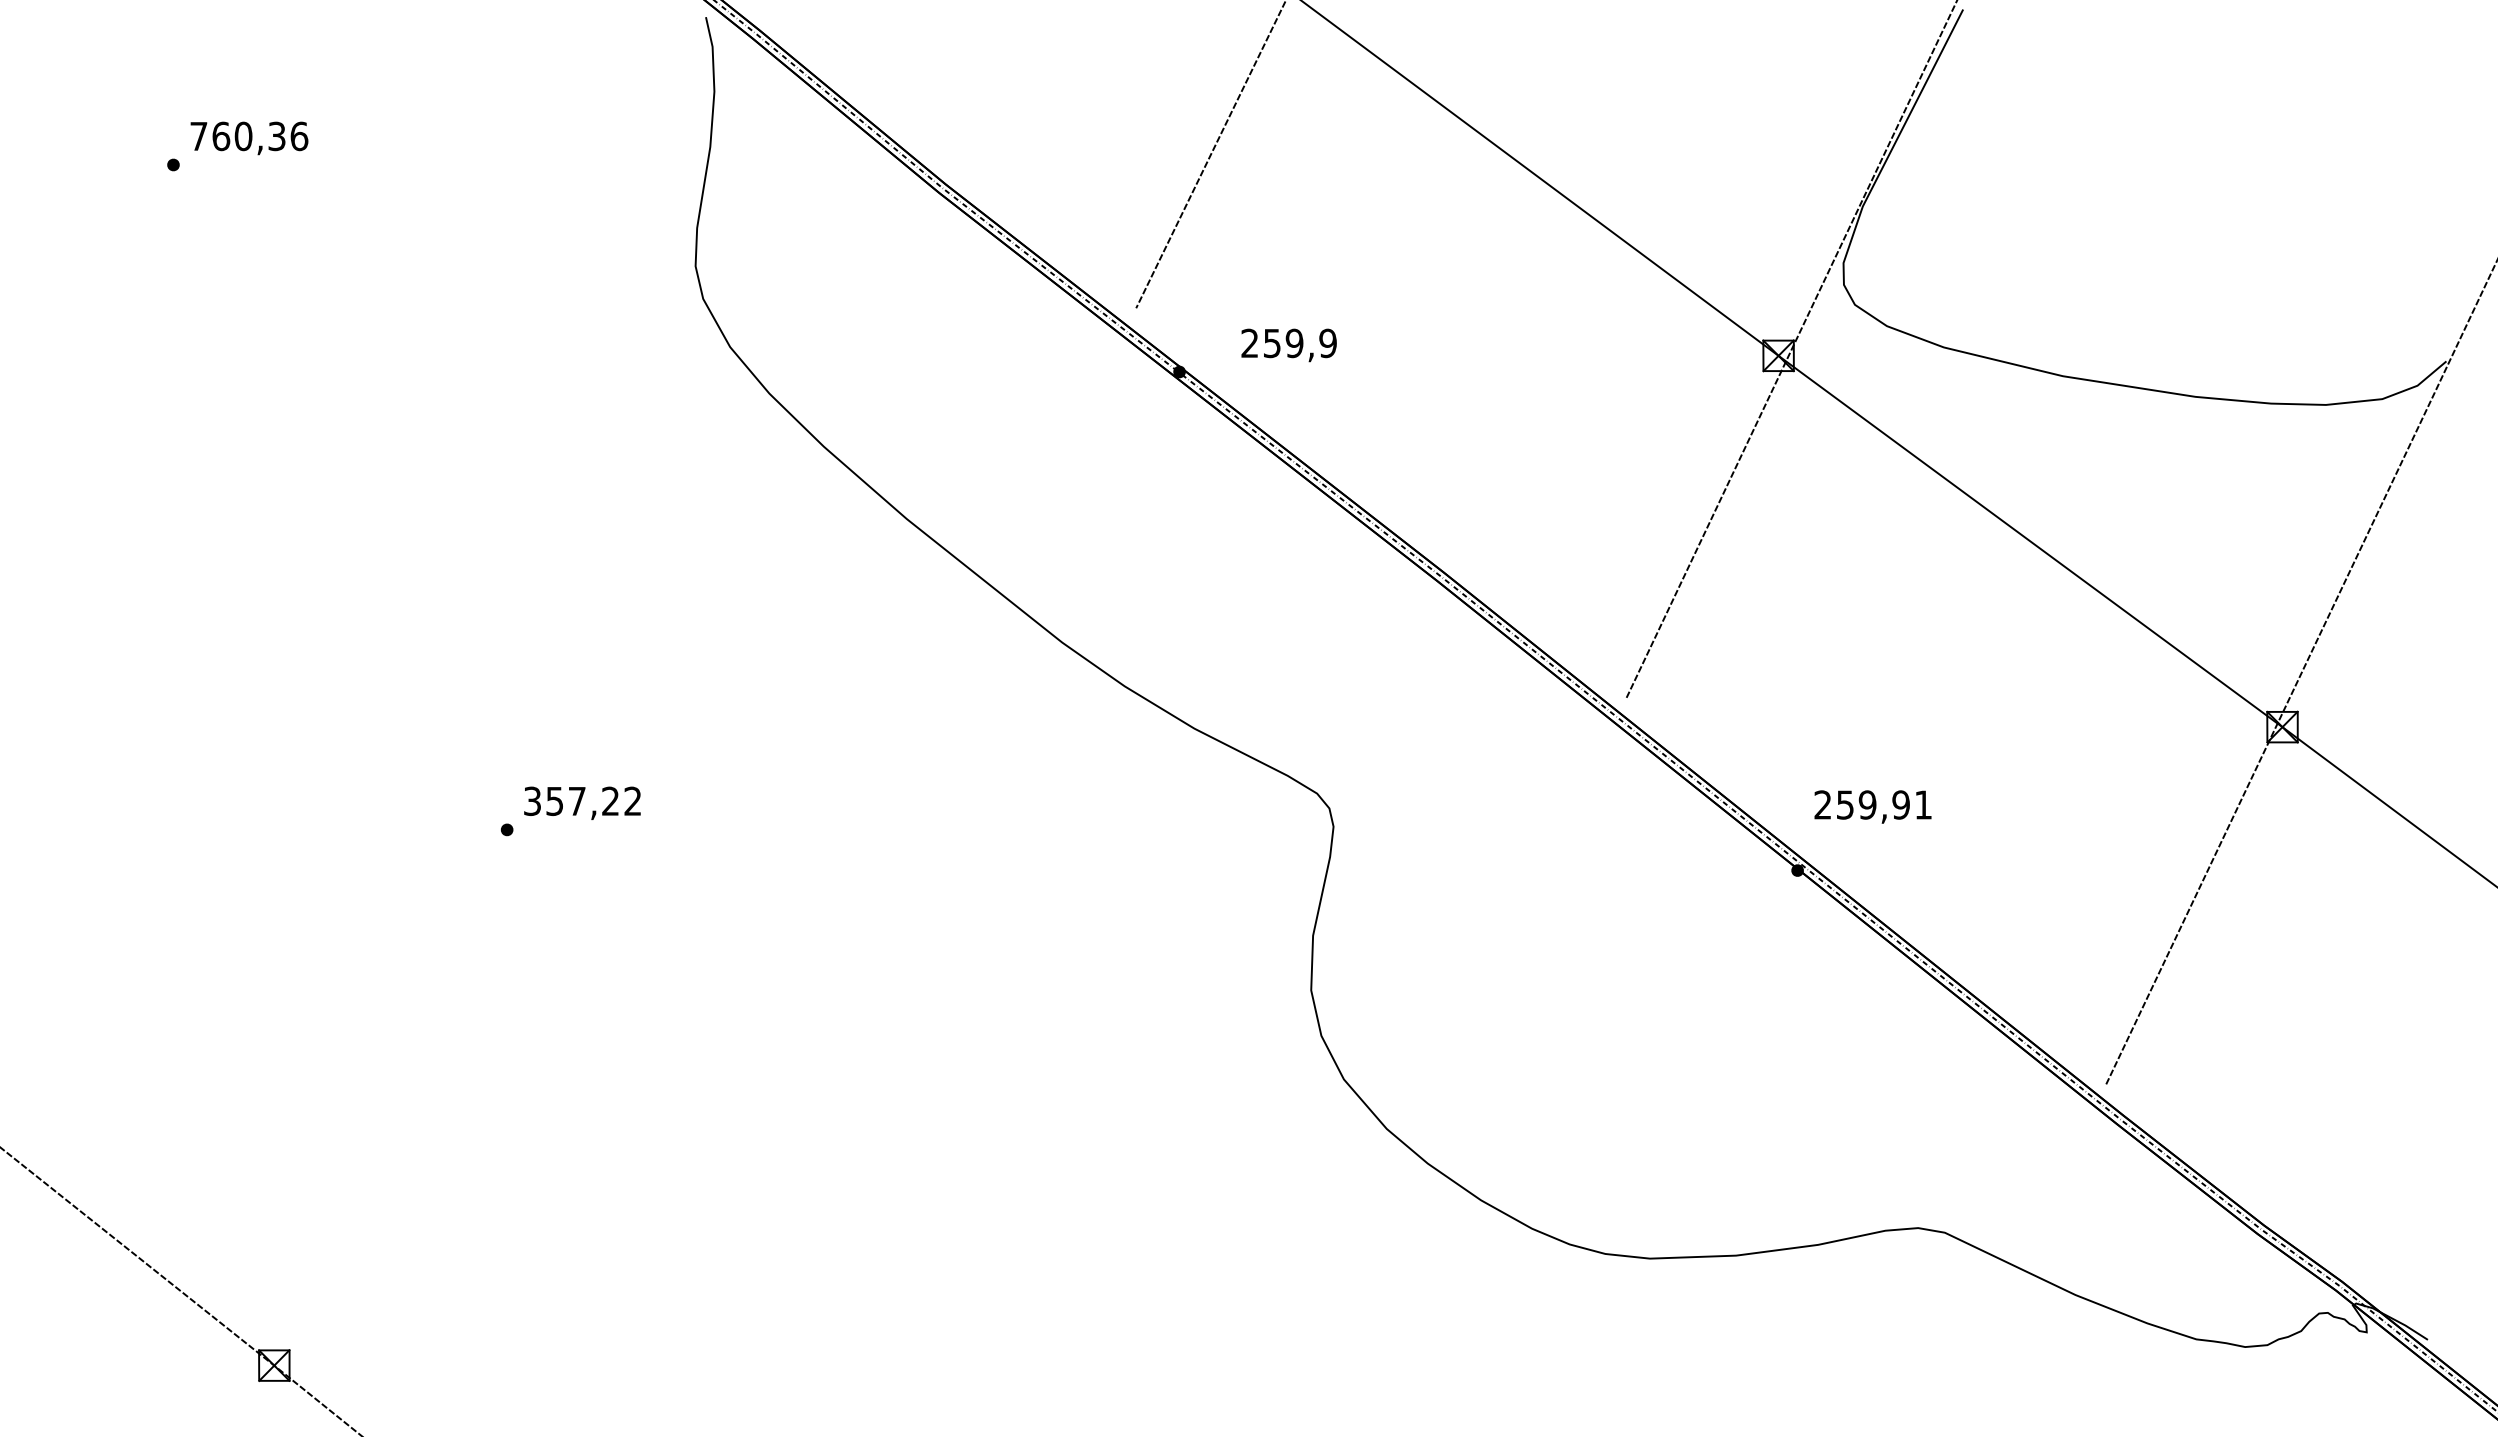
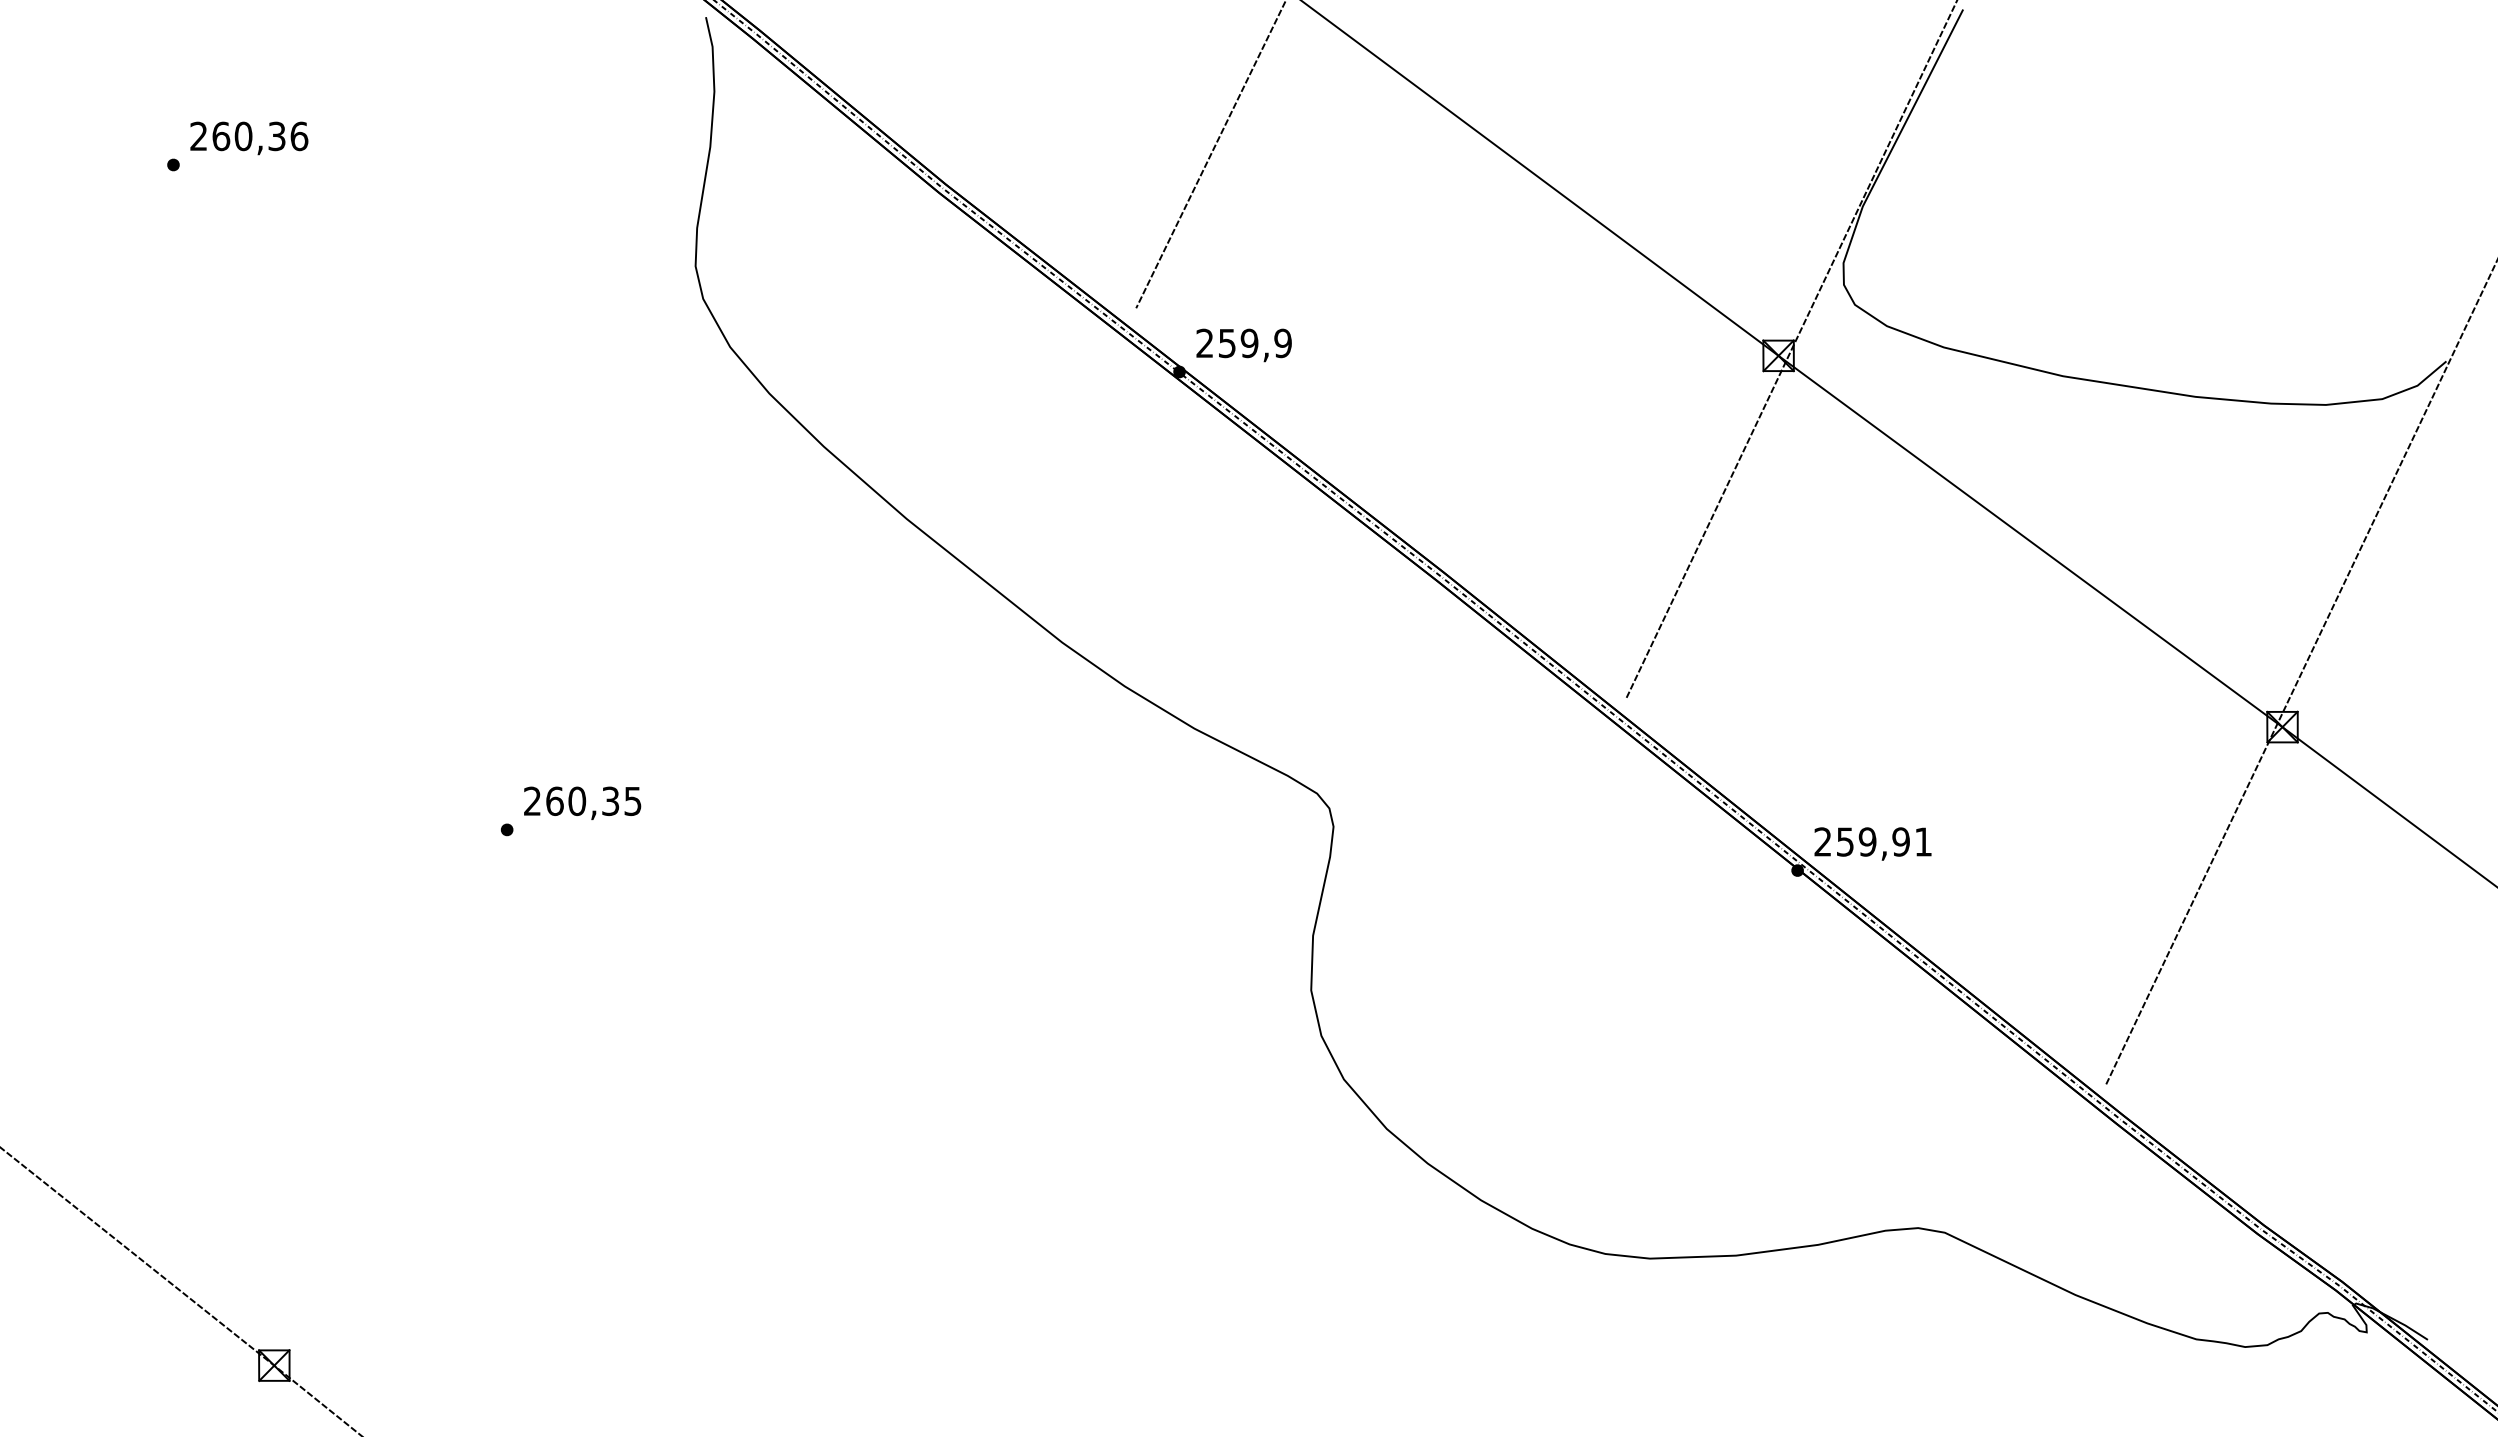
text: 760,36 -> 260,36 (198, 135)
text position: (1288, 345) -> (1243, 345) (1243, 345)
text: 357,22 -> 260,35 (582, 801)
text position: (1872, 806) -> (1872, 843) (1872, 843)
